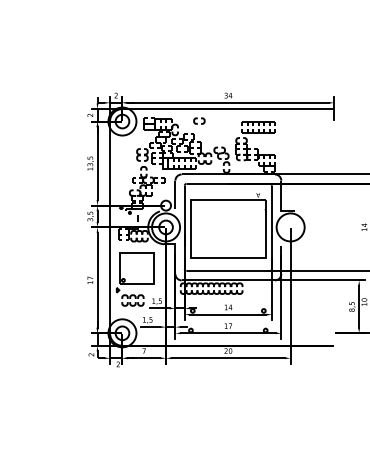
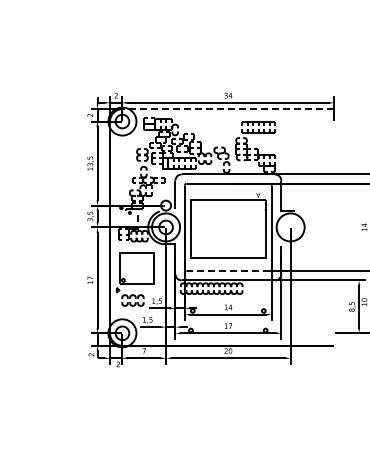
line: solid -> dashed (228, 109)
part: present -> none (199, 120)
line: solid -> dashed (228, 271)
